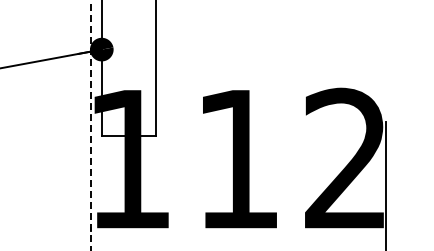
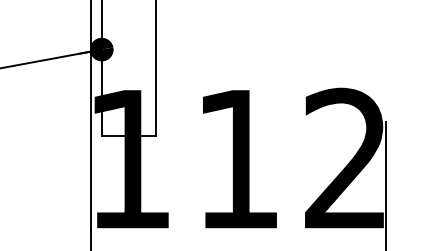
line: dashed -> solid (91, 125)
